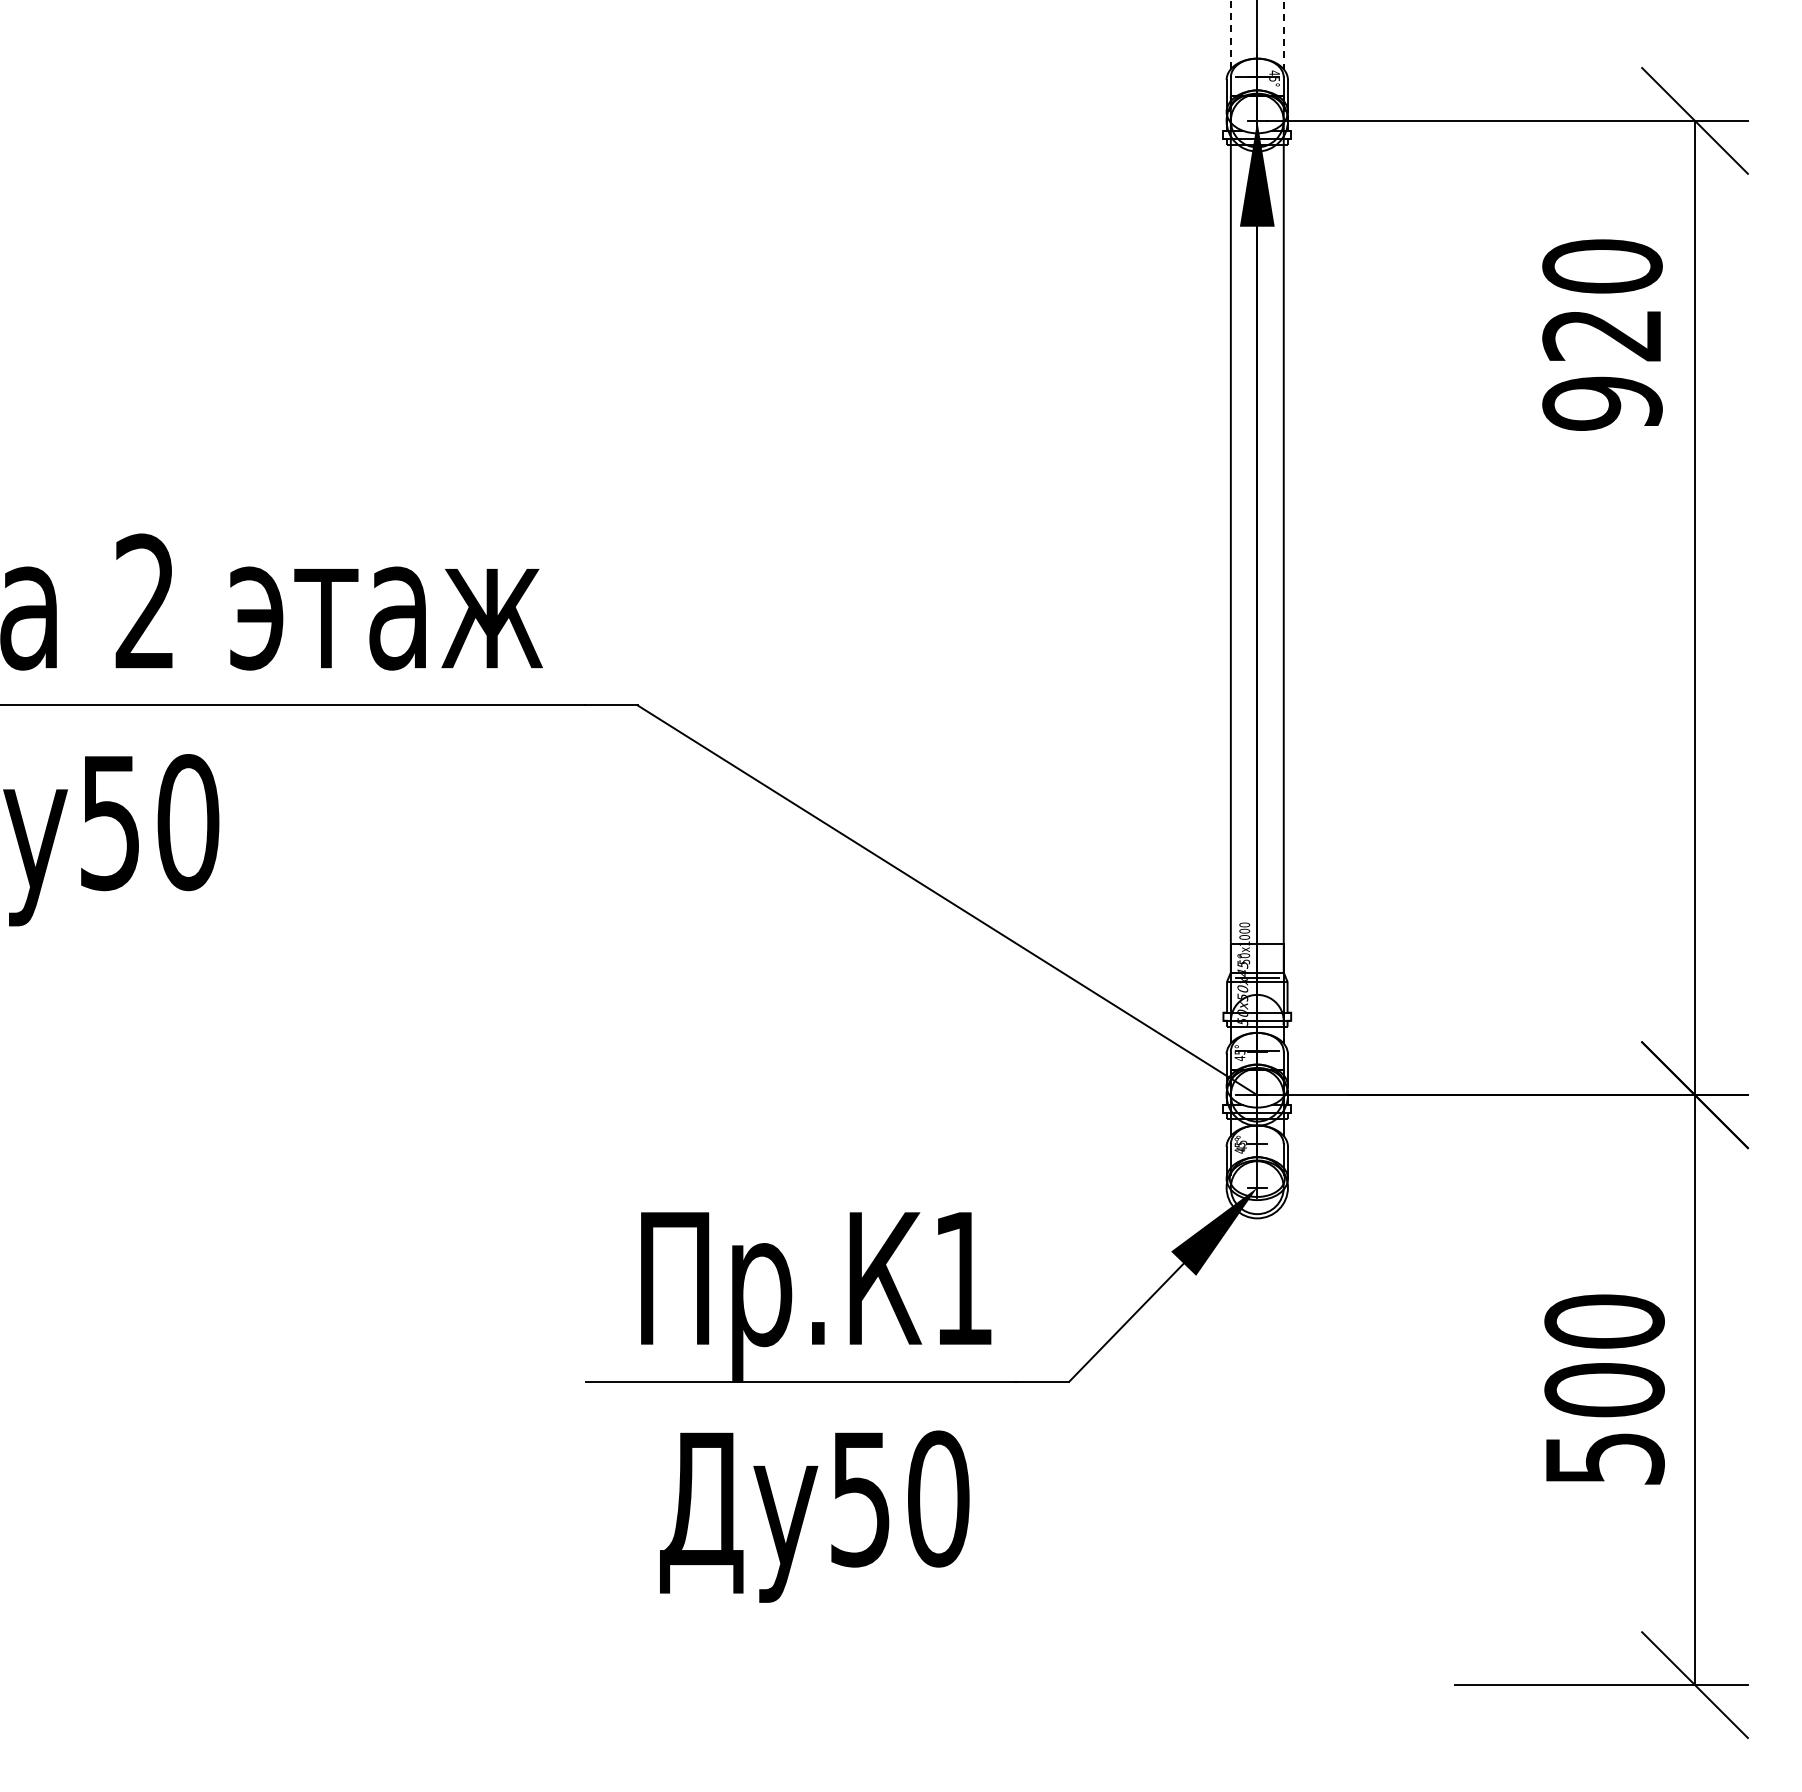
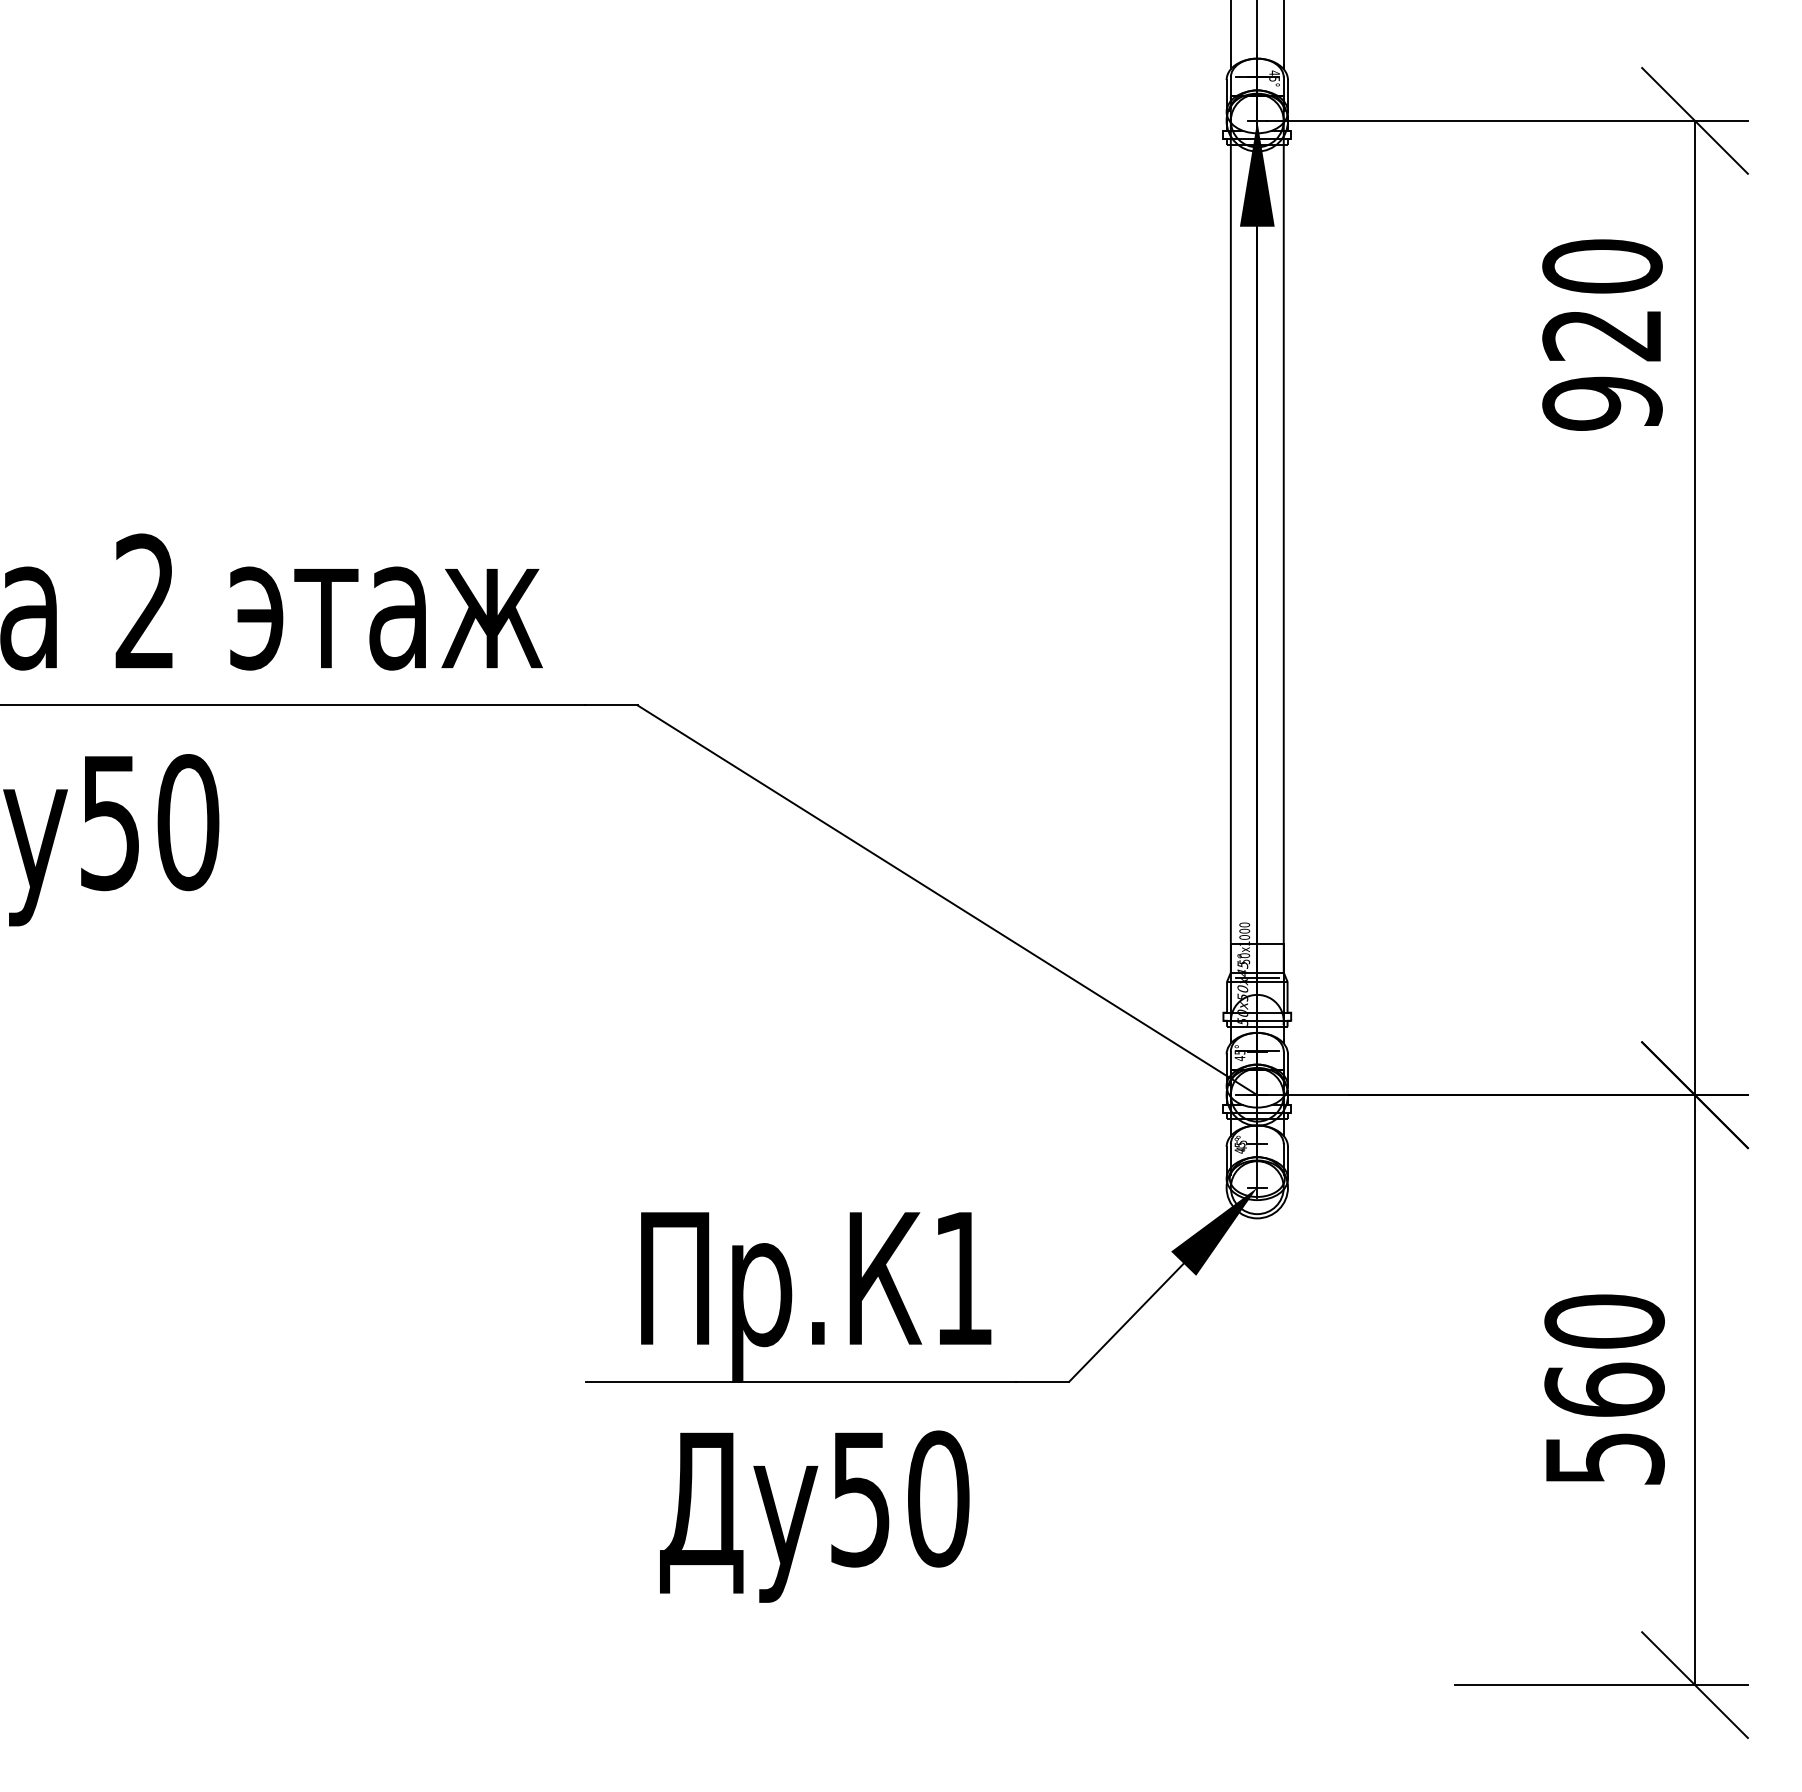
line: dashed -> solid (1283, 0)
text: 500 -> 560 (1604, 1389)
